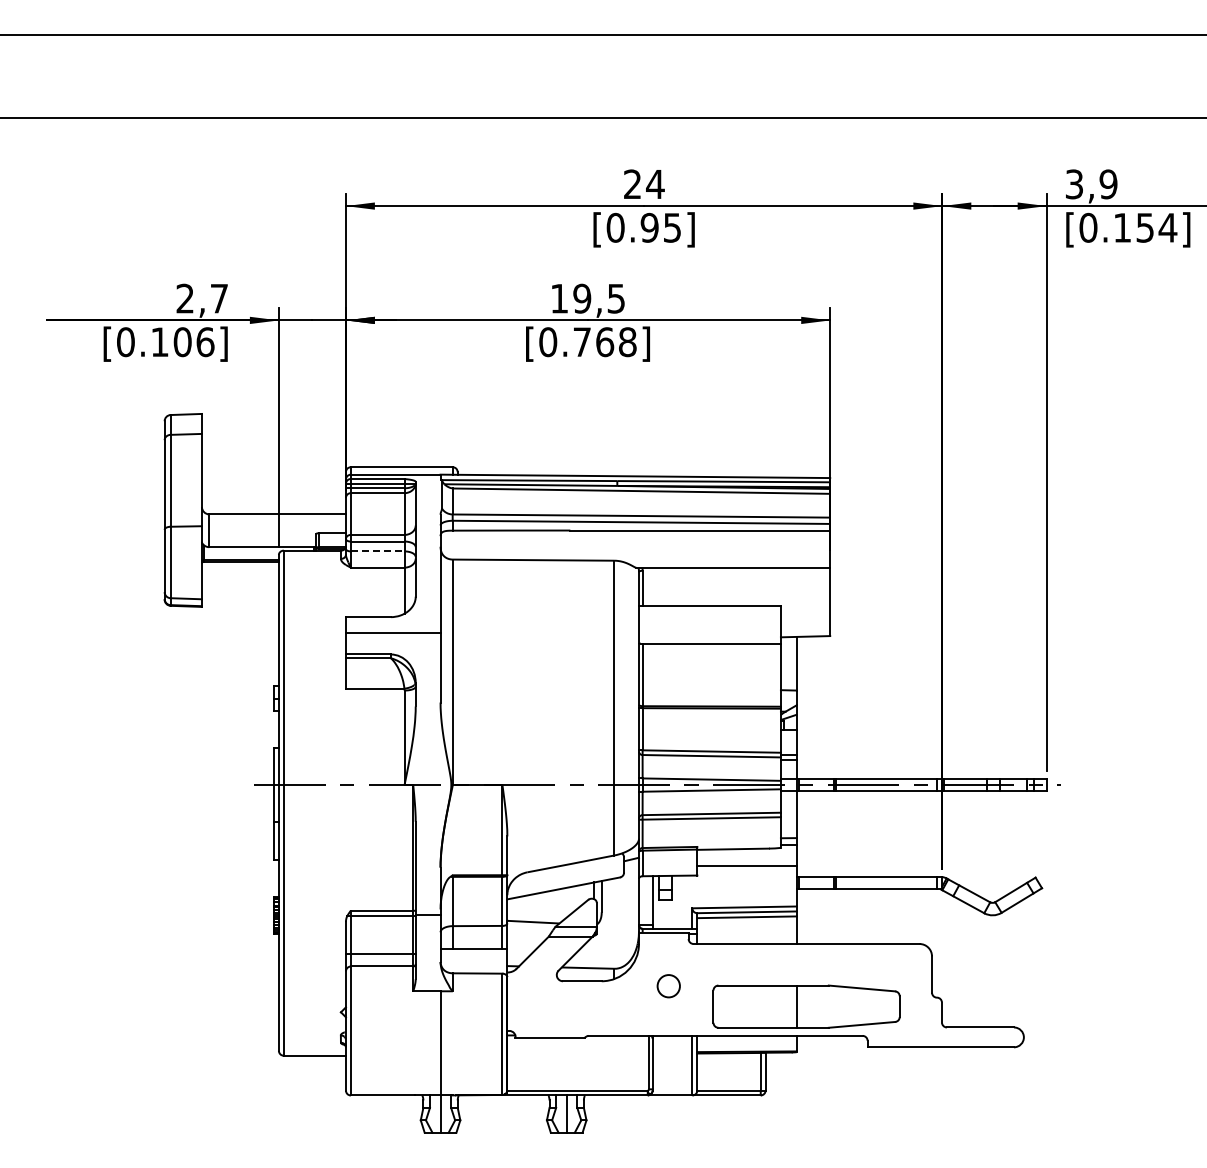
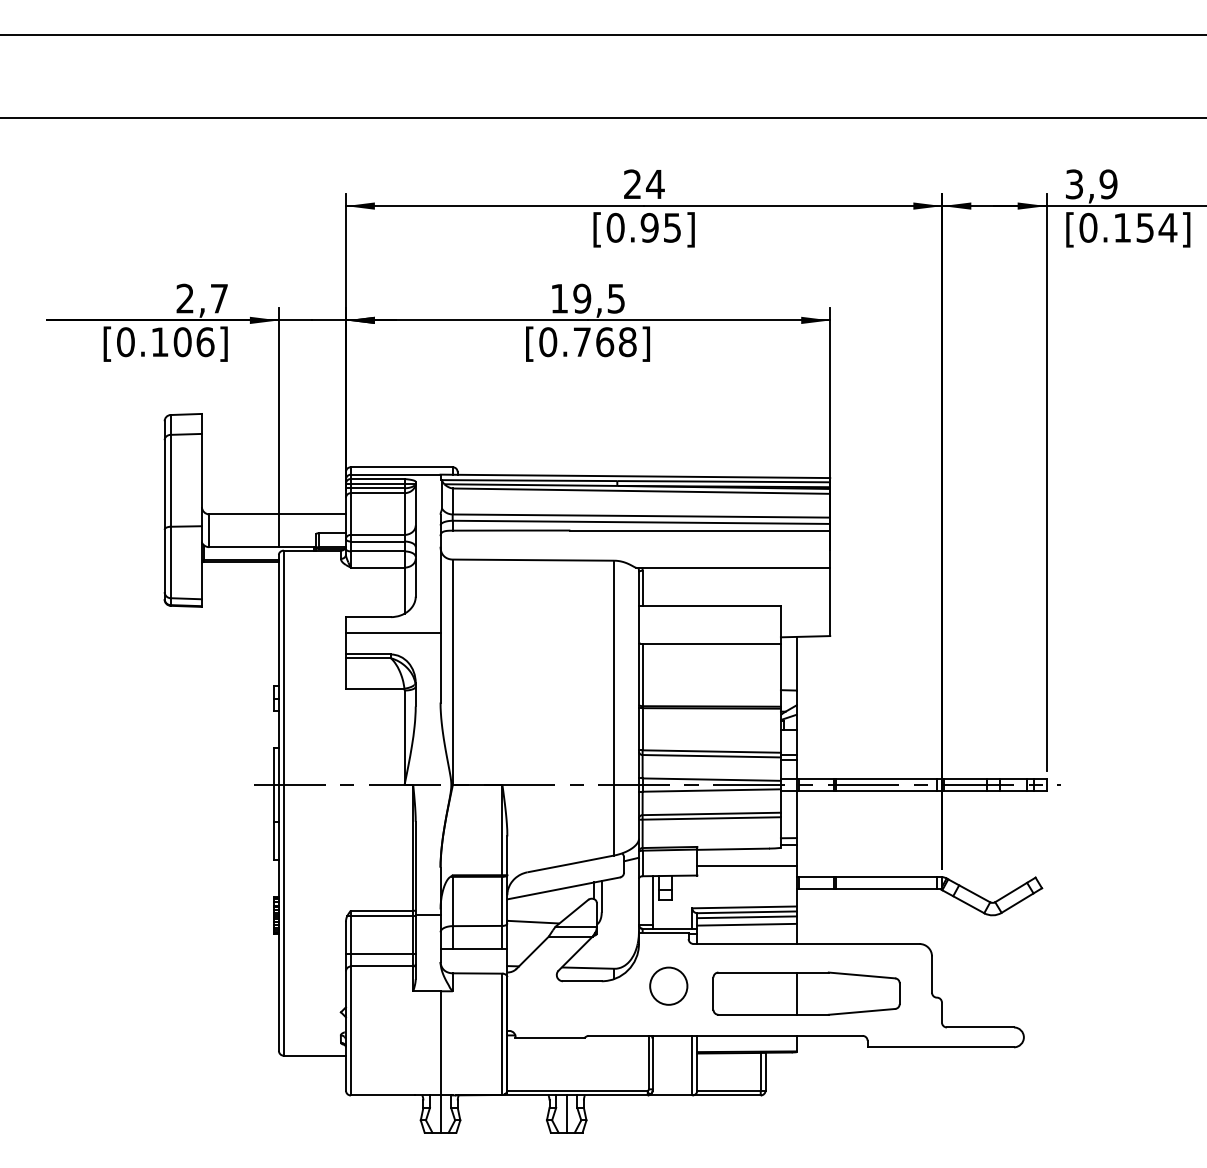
line: dashed -> solid (377, 551)
line: none -> present (746, 924)
circle diameter: 22 px -> 37 px (668, 985)
part position: (806, 1006) -> (806, 993) (806, 993)
